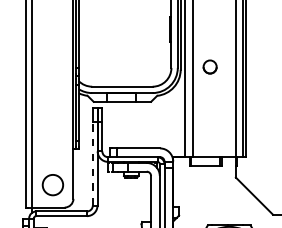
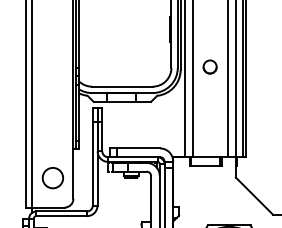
line: none -> present (227, 79)
line: dashed -> solid (92, 163)
circle position: (52, 185) -> (52, 178) (52, 178)
